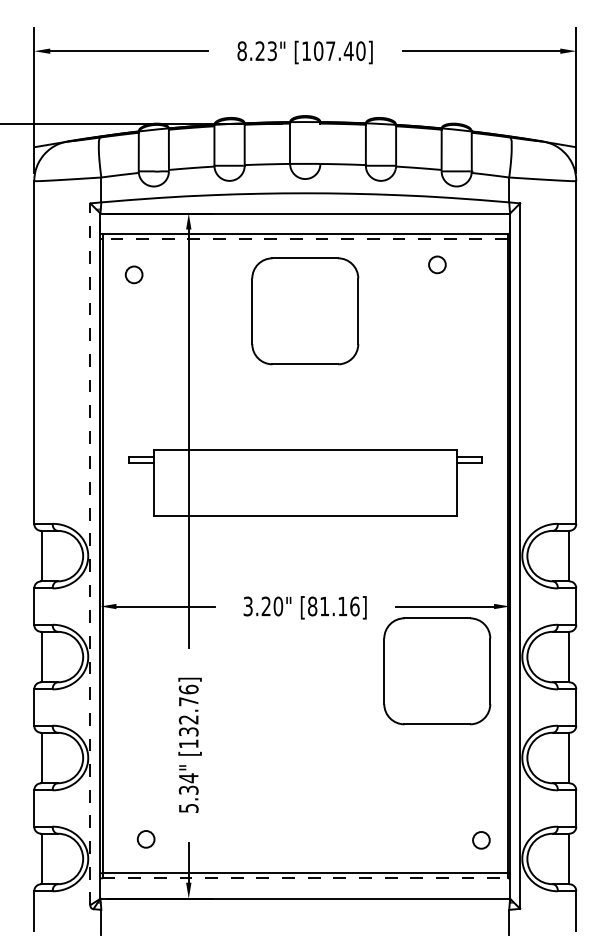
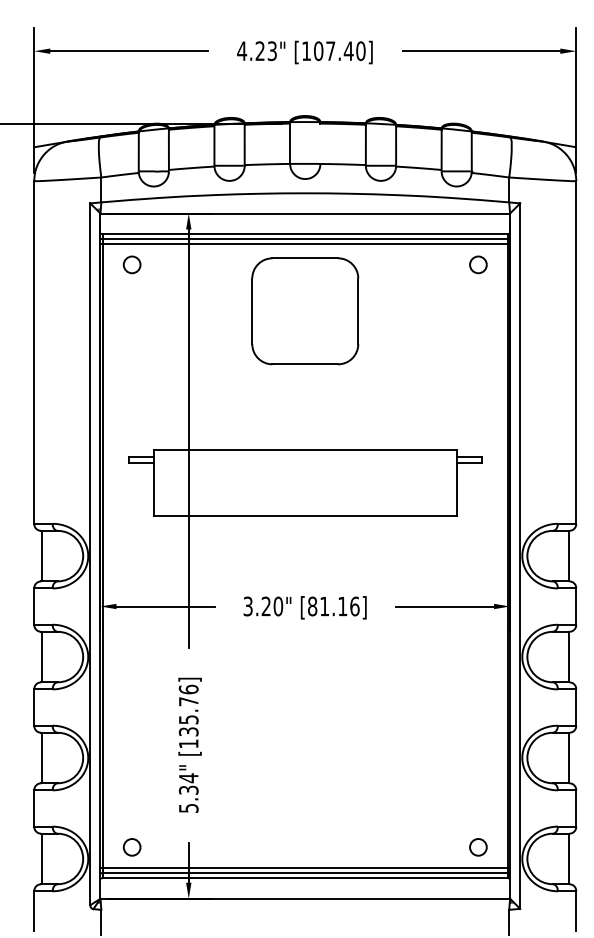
text: 8.23" -> 4.23" (242, 51)
line: dashed -> solid (305, 238)
line: none -> present (305, 243)
circle position: (437, 264) -> (478, 264) (478, 264)
circle position: (133, 274) -> (131, 264) (131, 264)
line: dashed -> solid (90, 554)
part: present -> none (437, 671)
text: [132.76] -> [135.76] (188, 719)
circle position: (145, 839) -> (131, 847) (131, 847)
circle position: (481, 840) -> (478, 847) (478, 847)
line: none -> present (305, 868)
line: dashed -> solid (305, 878)
